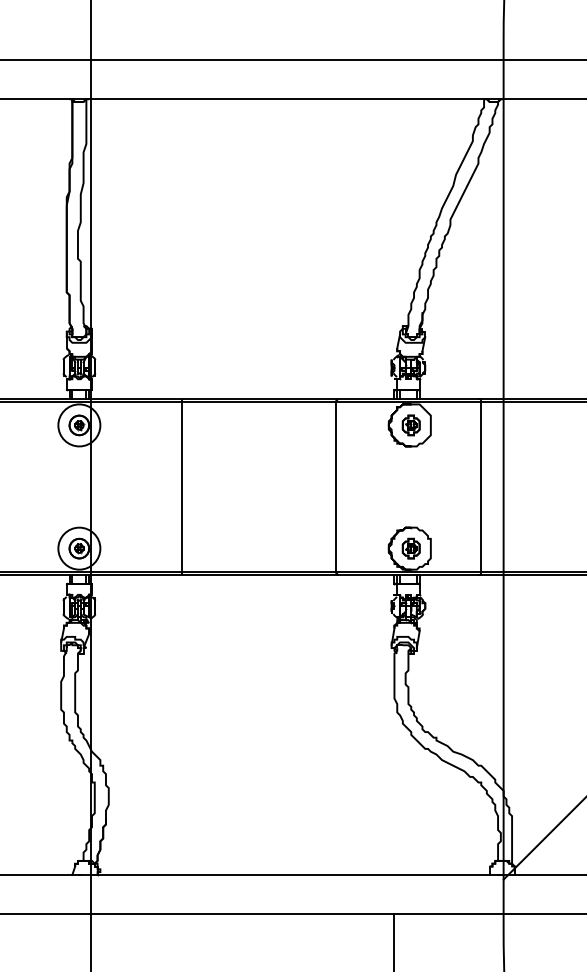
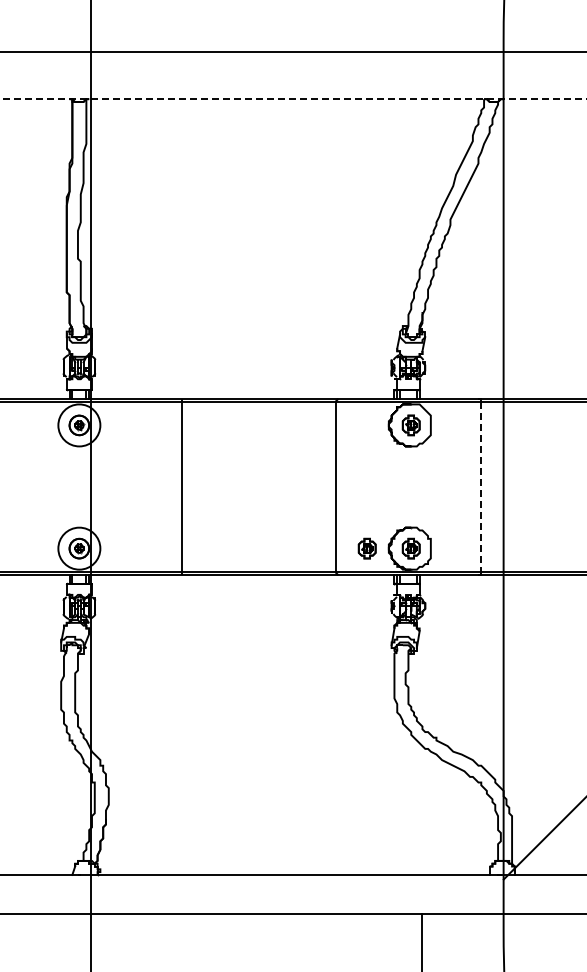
line position: (292, 59) -> (292, 51) (292, 51)
line: solid -> dashed (293, 99)
line: solid -> dashed (481, 487)
part: none -> present (366, 548)
line position: (394, 941) -> (422, 941) (422, 941)
